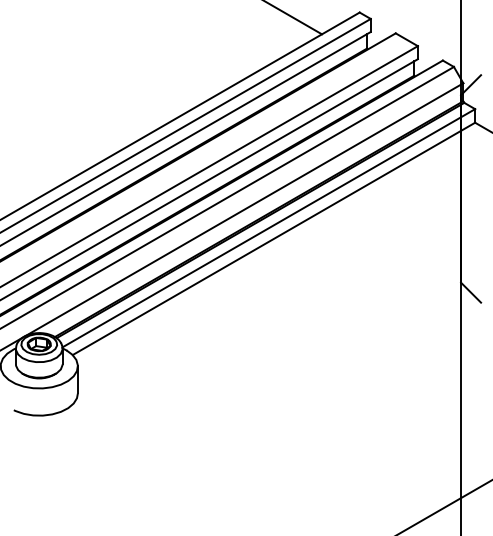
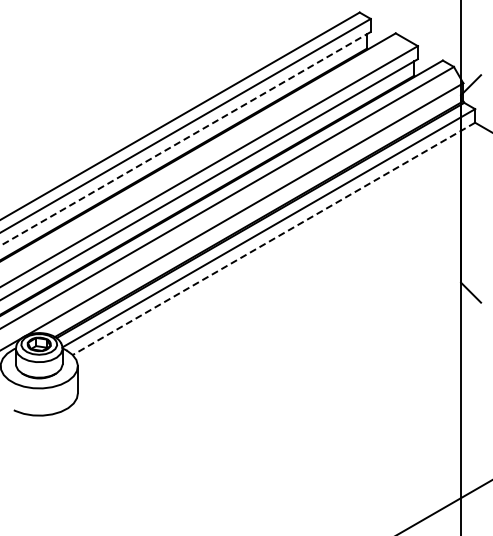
line: present -> none (293, 18)
line: solid -> dashed (185, 138)
line: solid -> dashed (273, 239)
